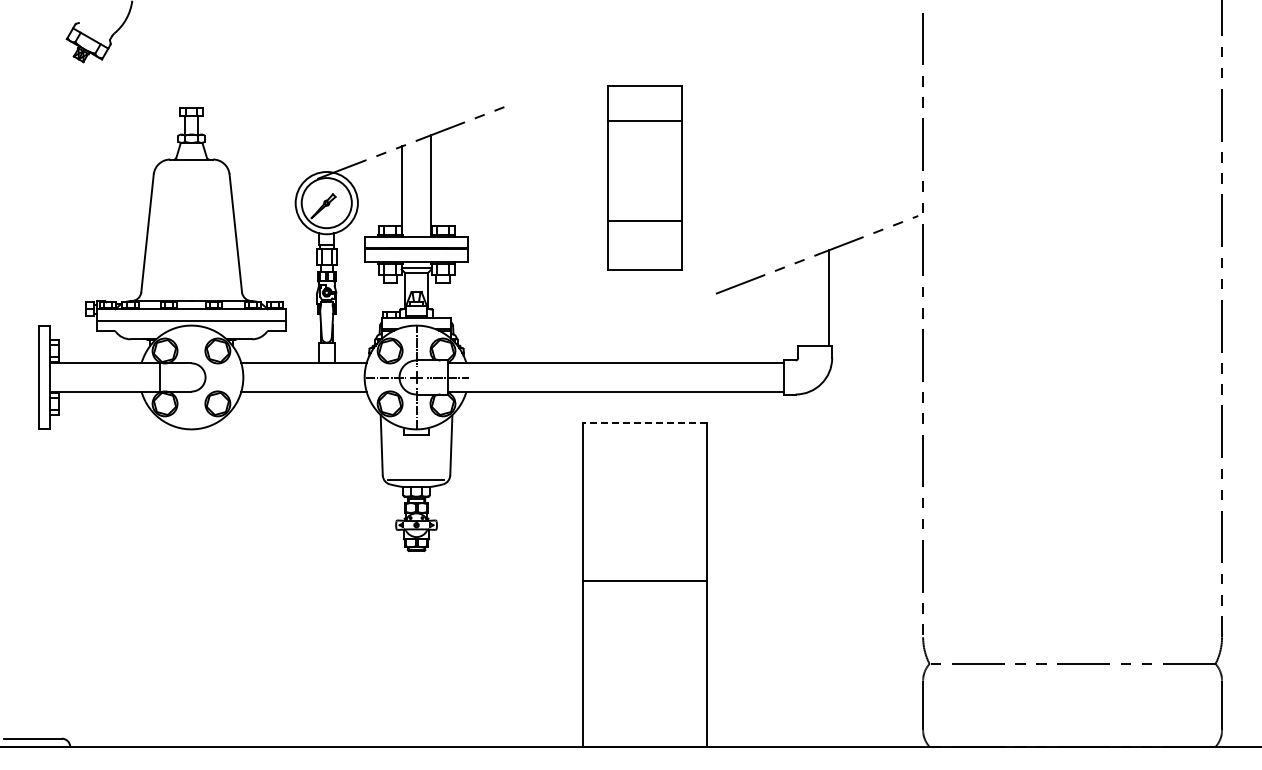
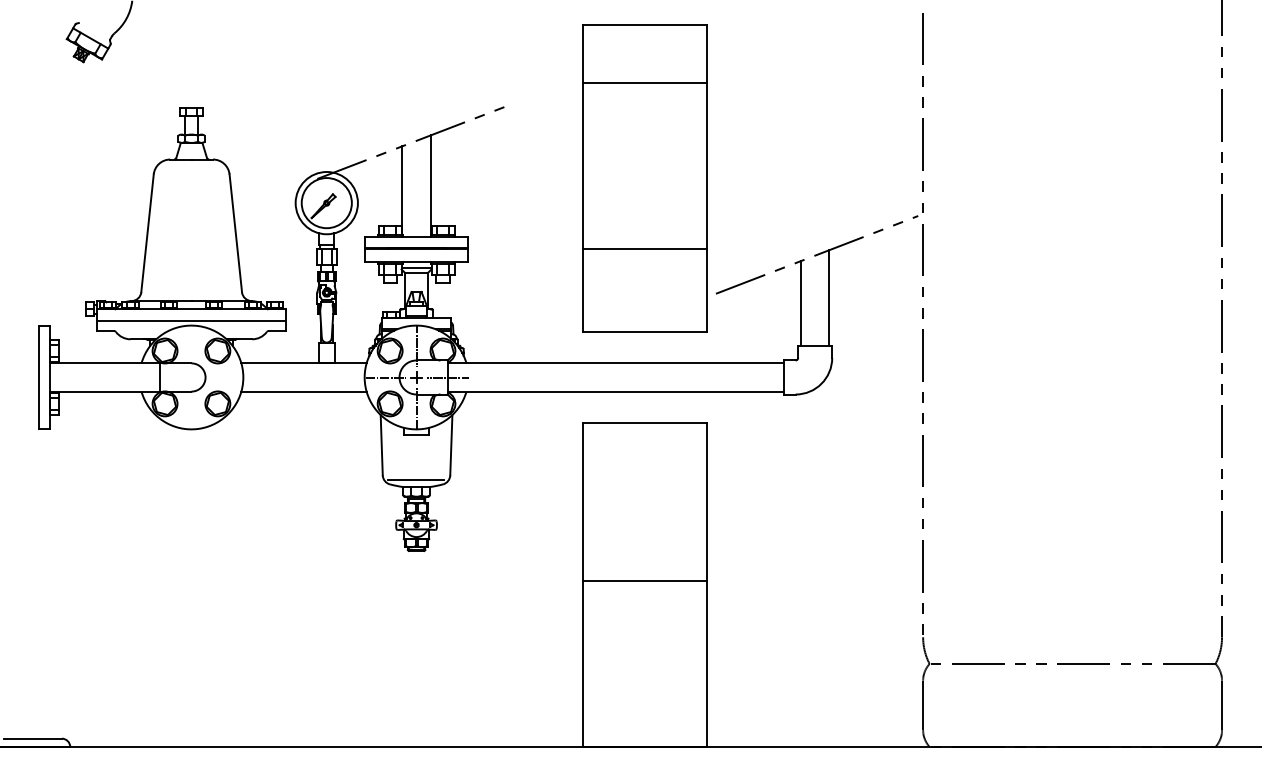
part size: 76x186 px -> 126x309 px (644, 178)
line: none -> present (801, 303)
line: dashed -> solid (644, 423)
